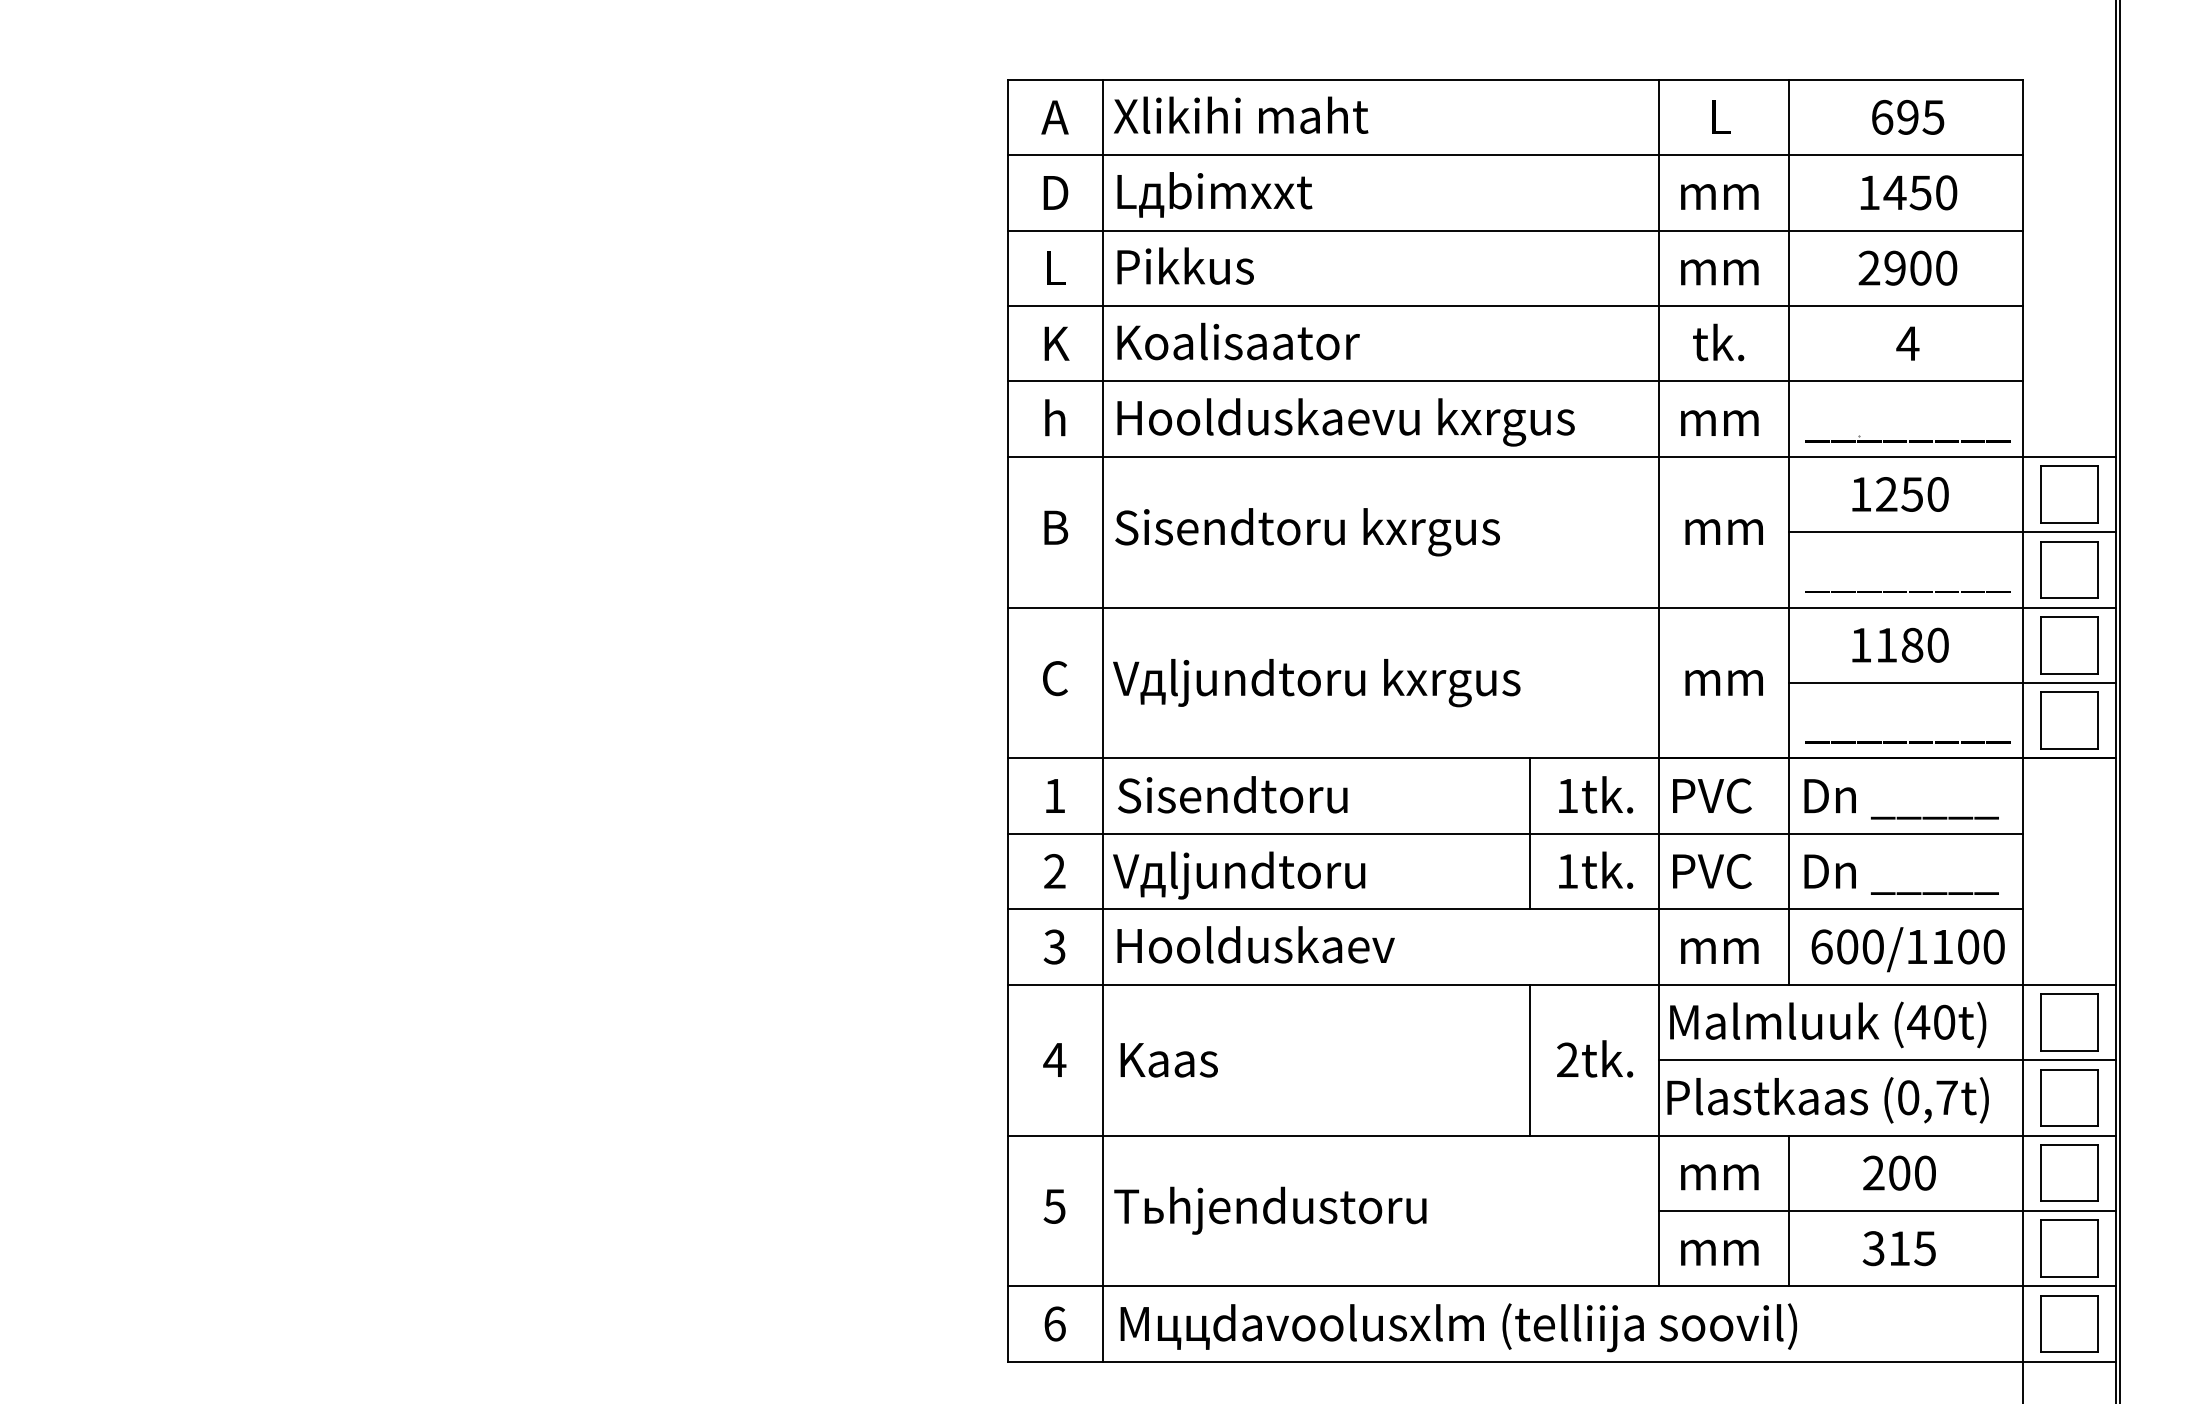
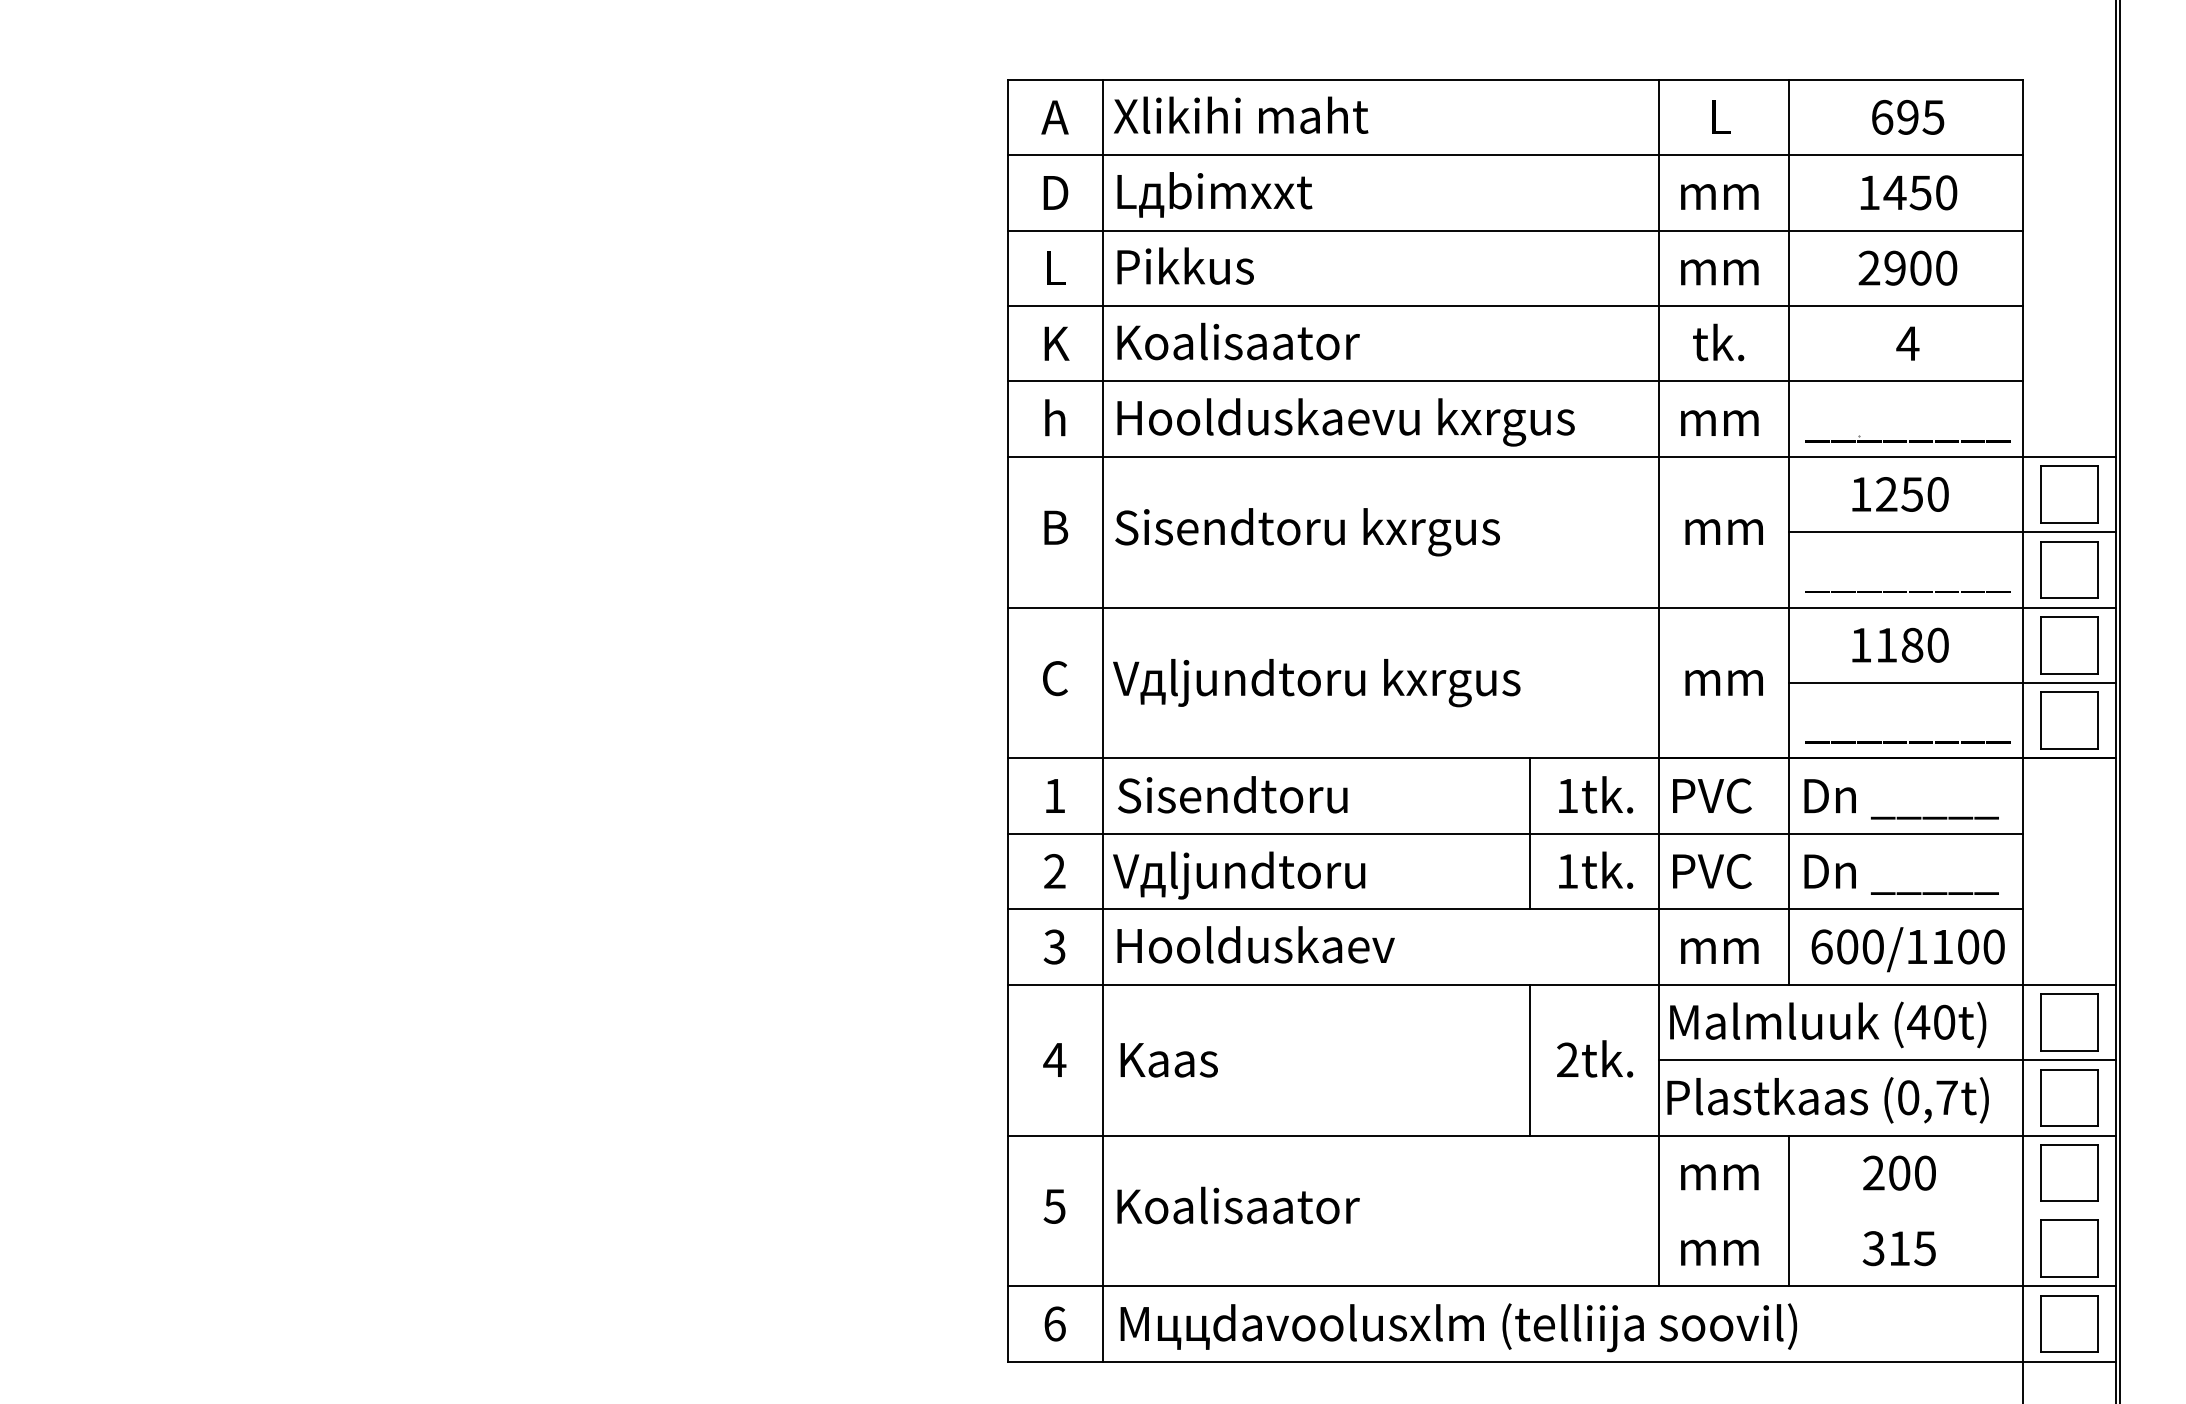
text: Tьhjendustoru -> Koalisaator (1270, 1210)
line: present -> none (1887, 1210)
